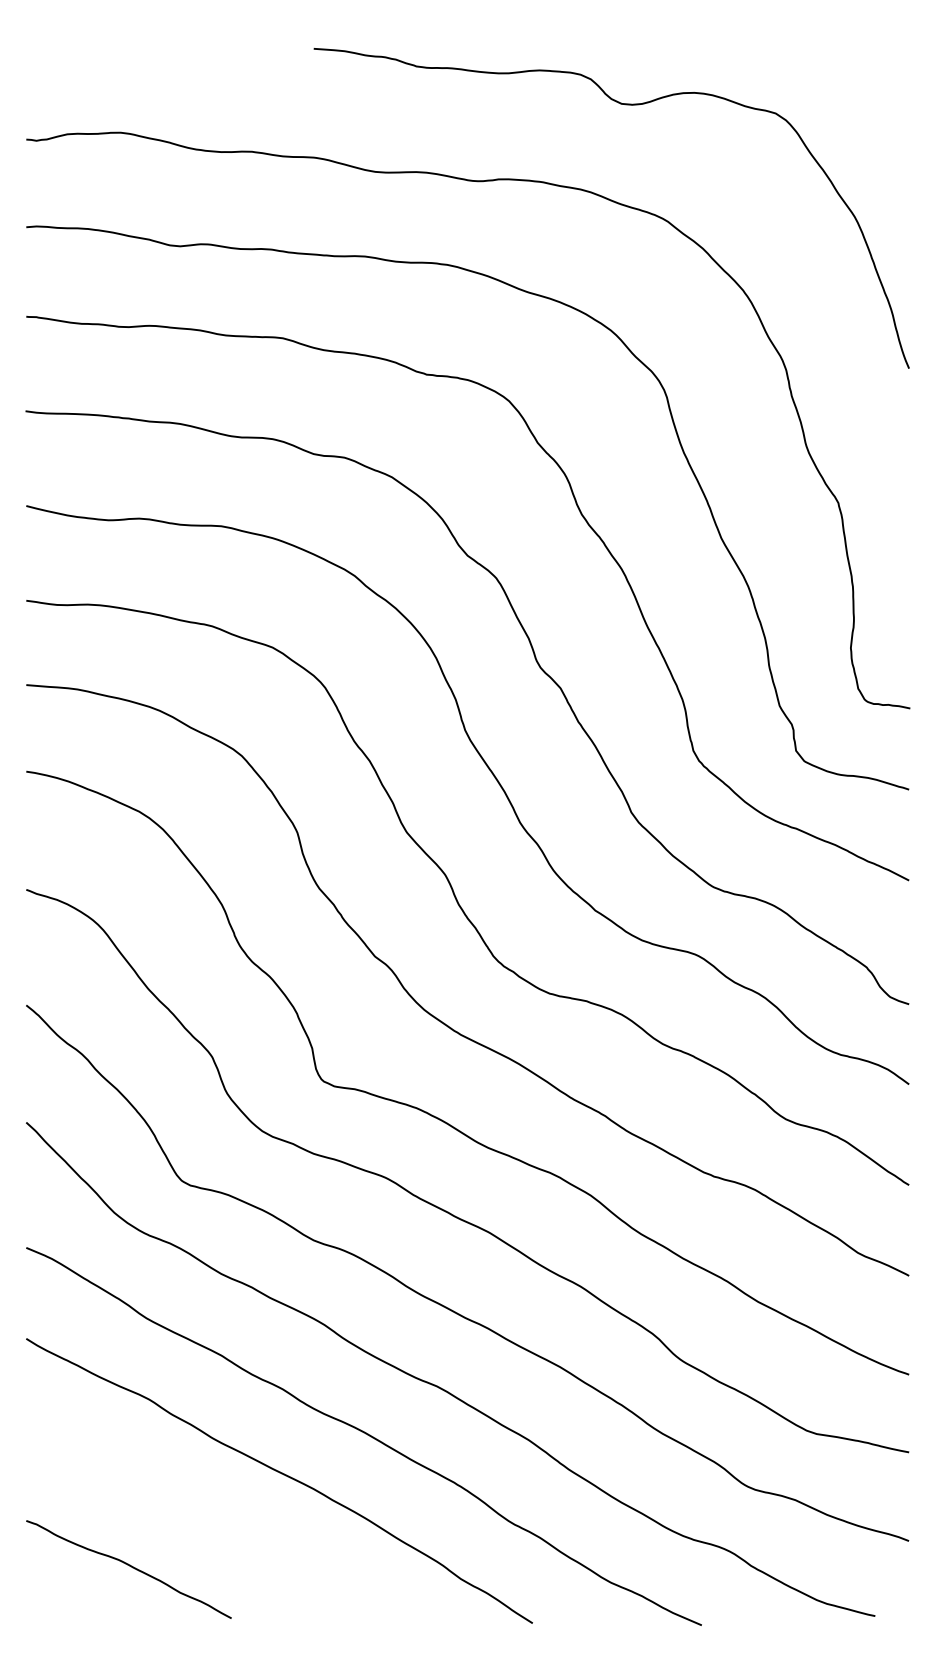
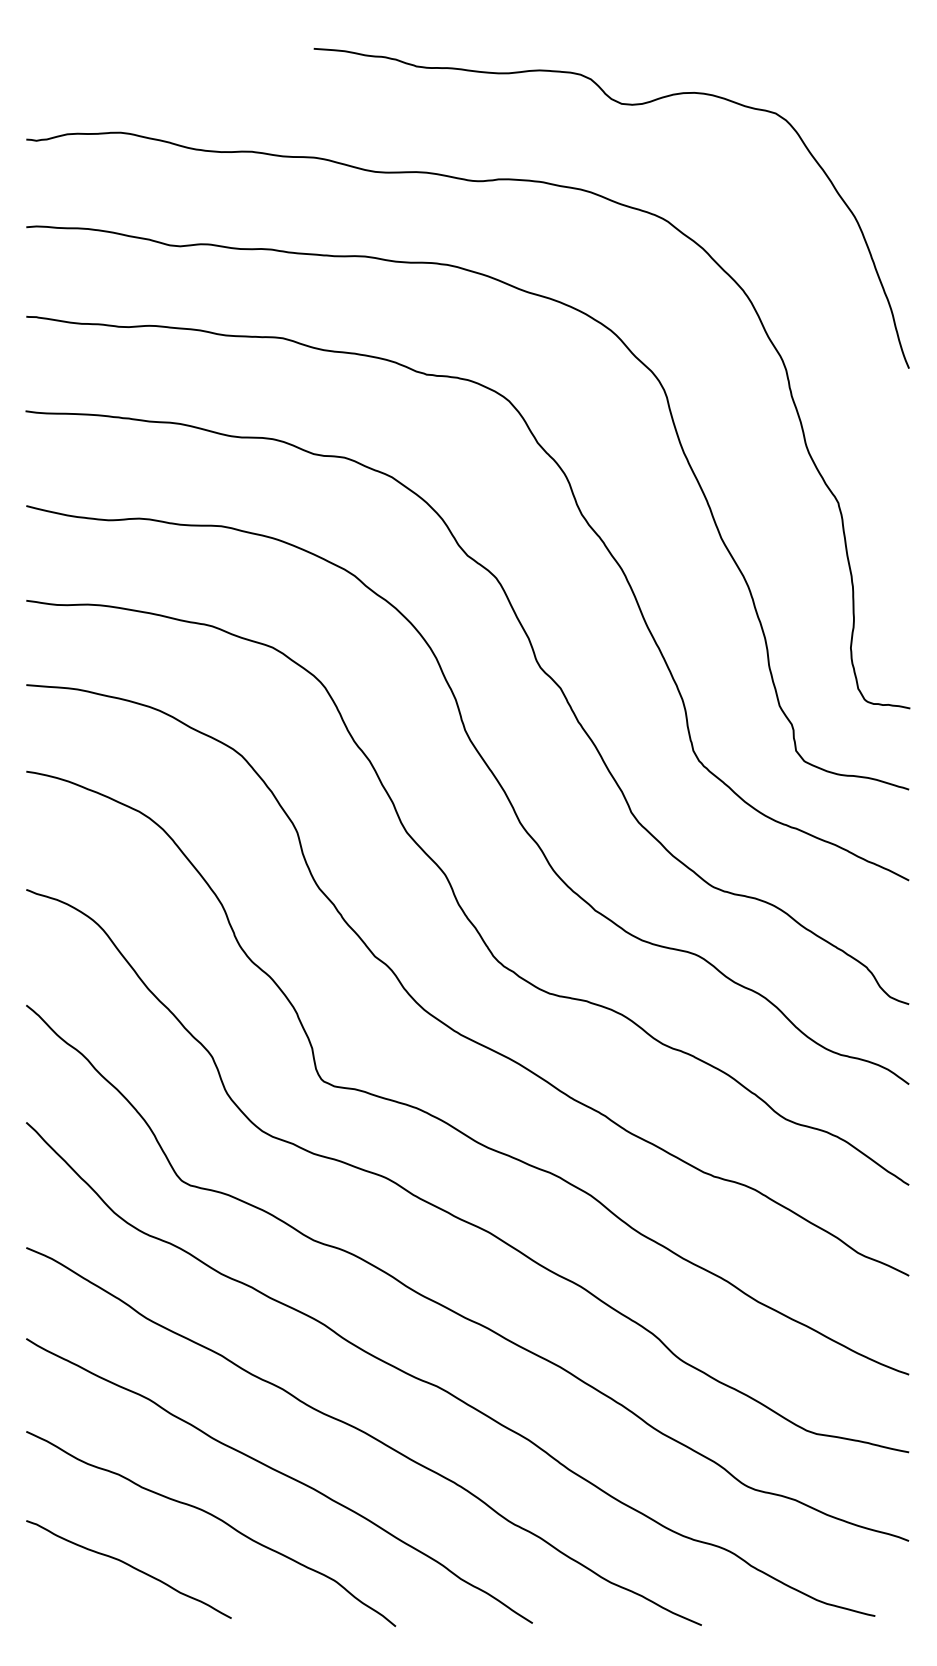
curve: none -> present (217, 1519)
